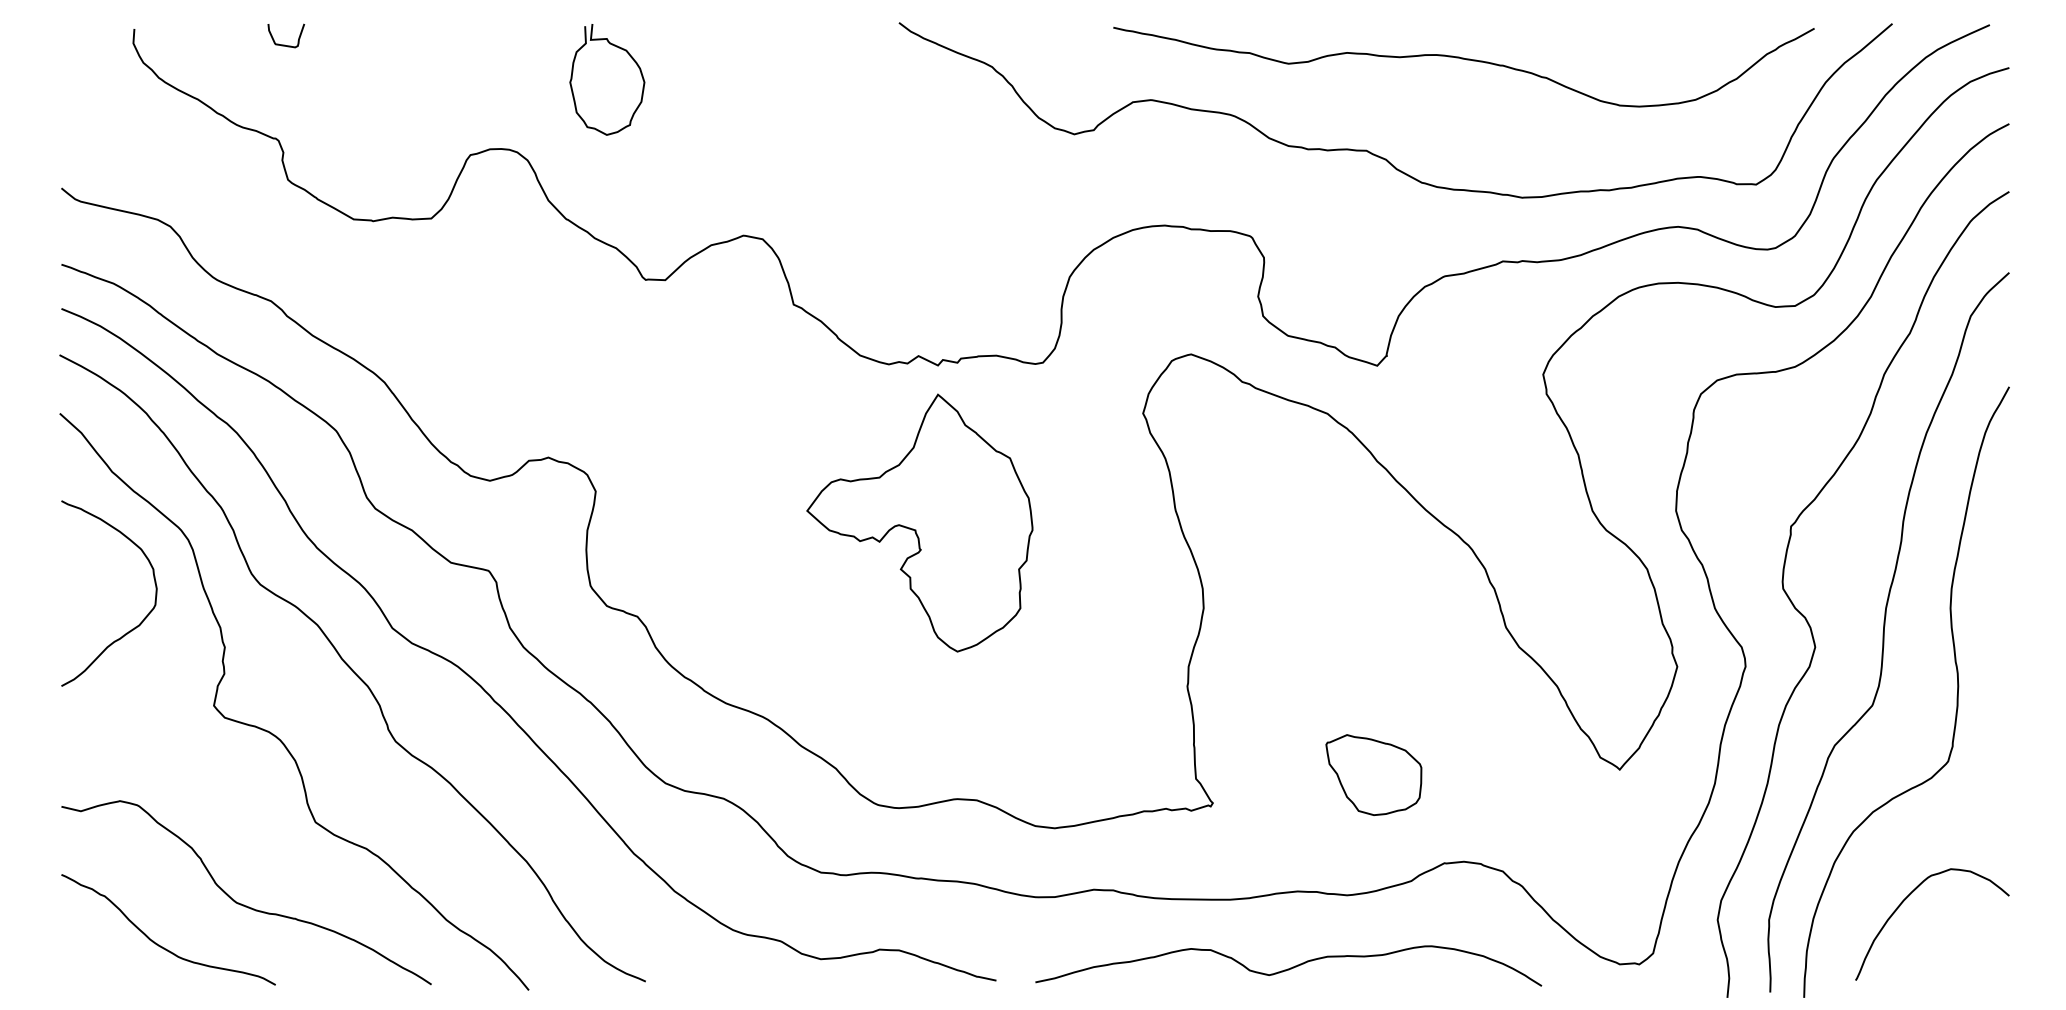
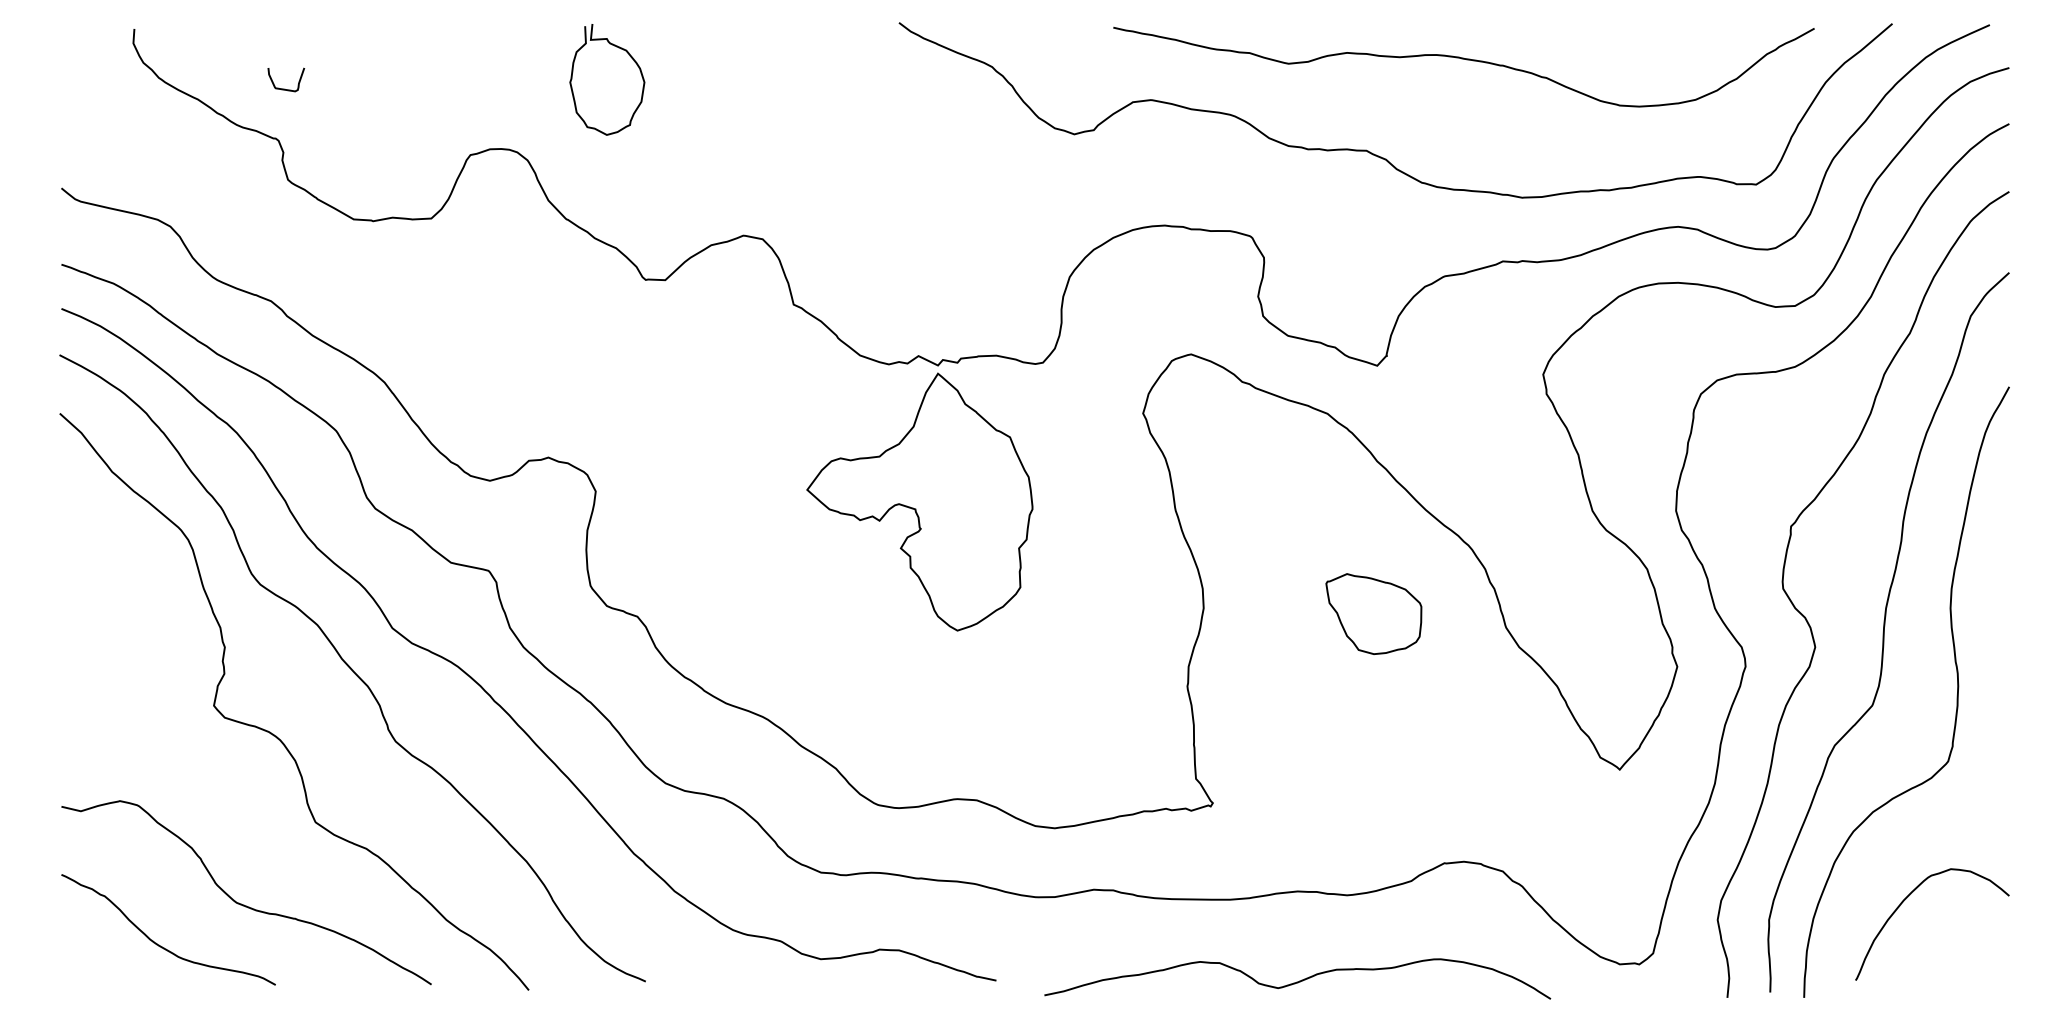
curve position: (284, 44) -> (284, 88) (284, 88)
part position: (919, 522) -> (919, 501) (919, 501)
curve: present -> none (132, 628)
part position: (1373, 774) -> (1373, 613) (1373, 613)
curve position: (1290, 967) -> (1299, 980) (1299, 980)
